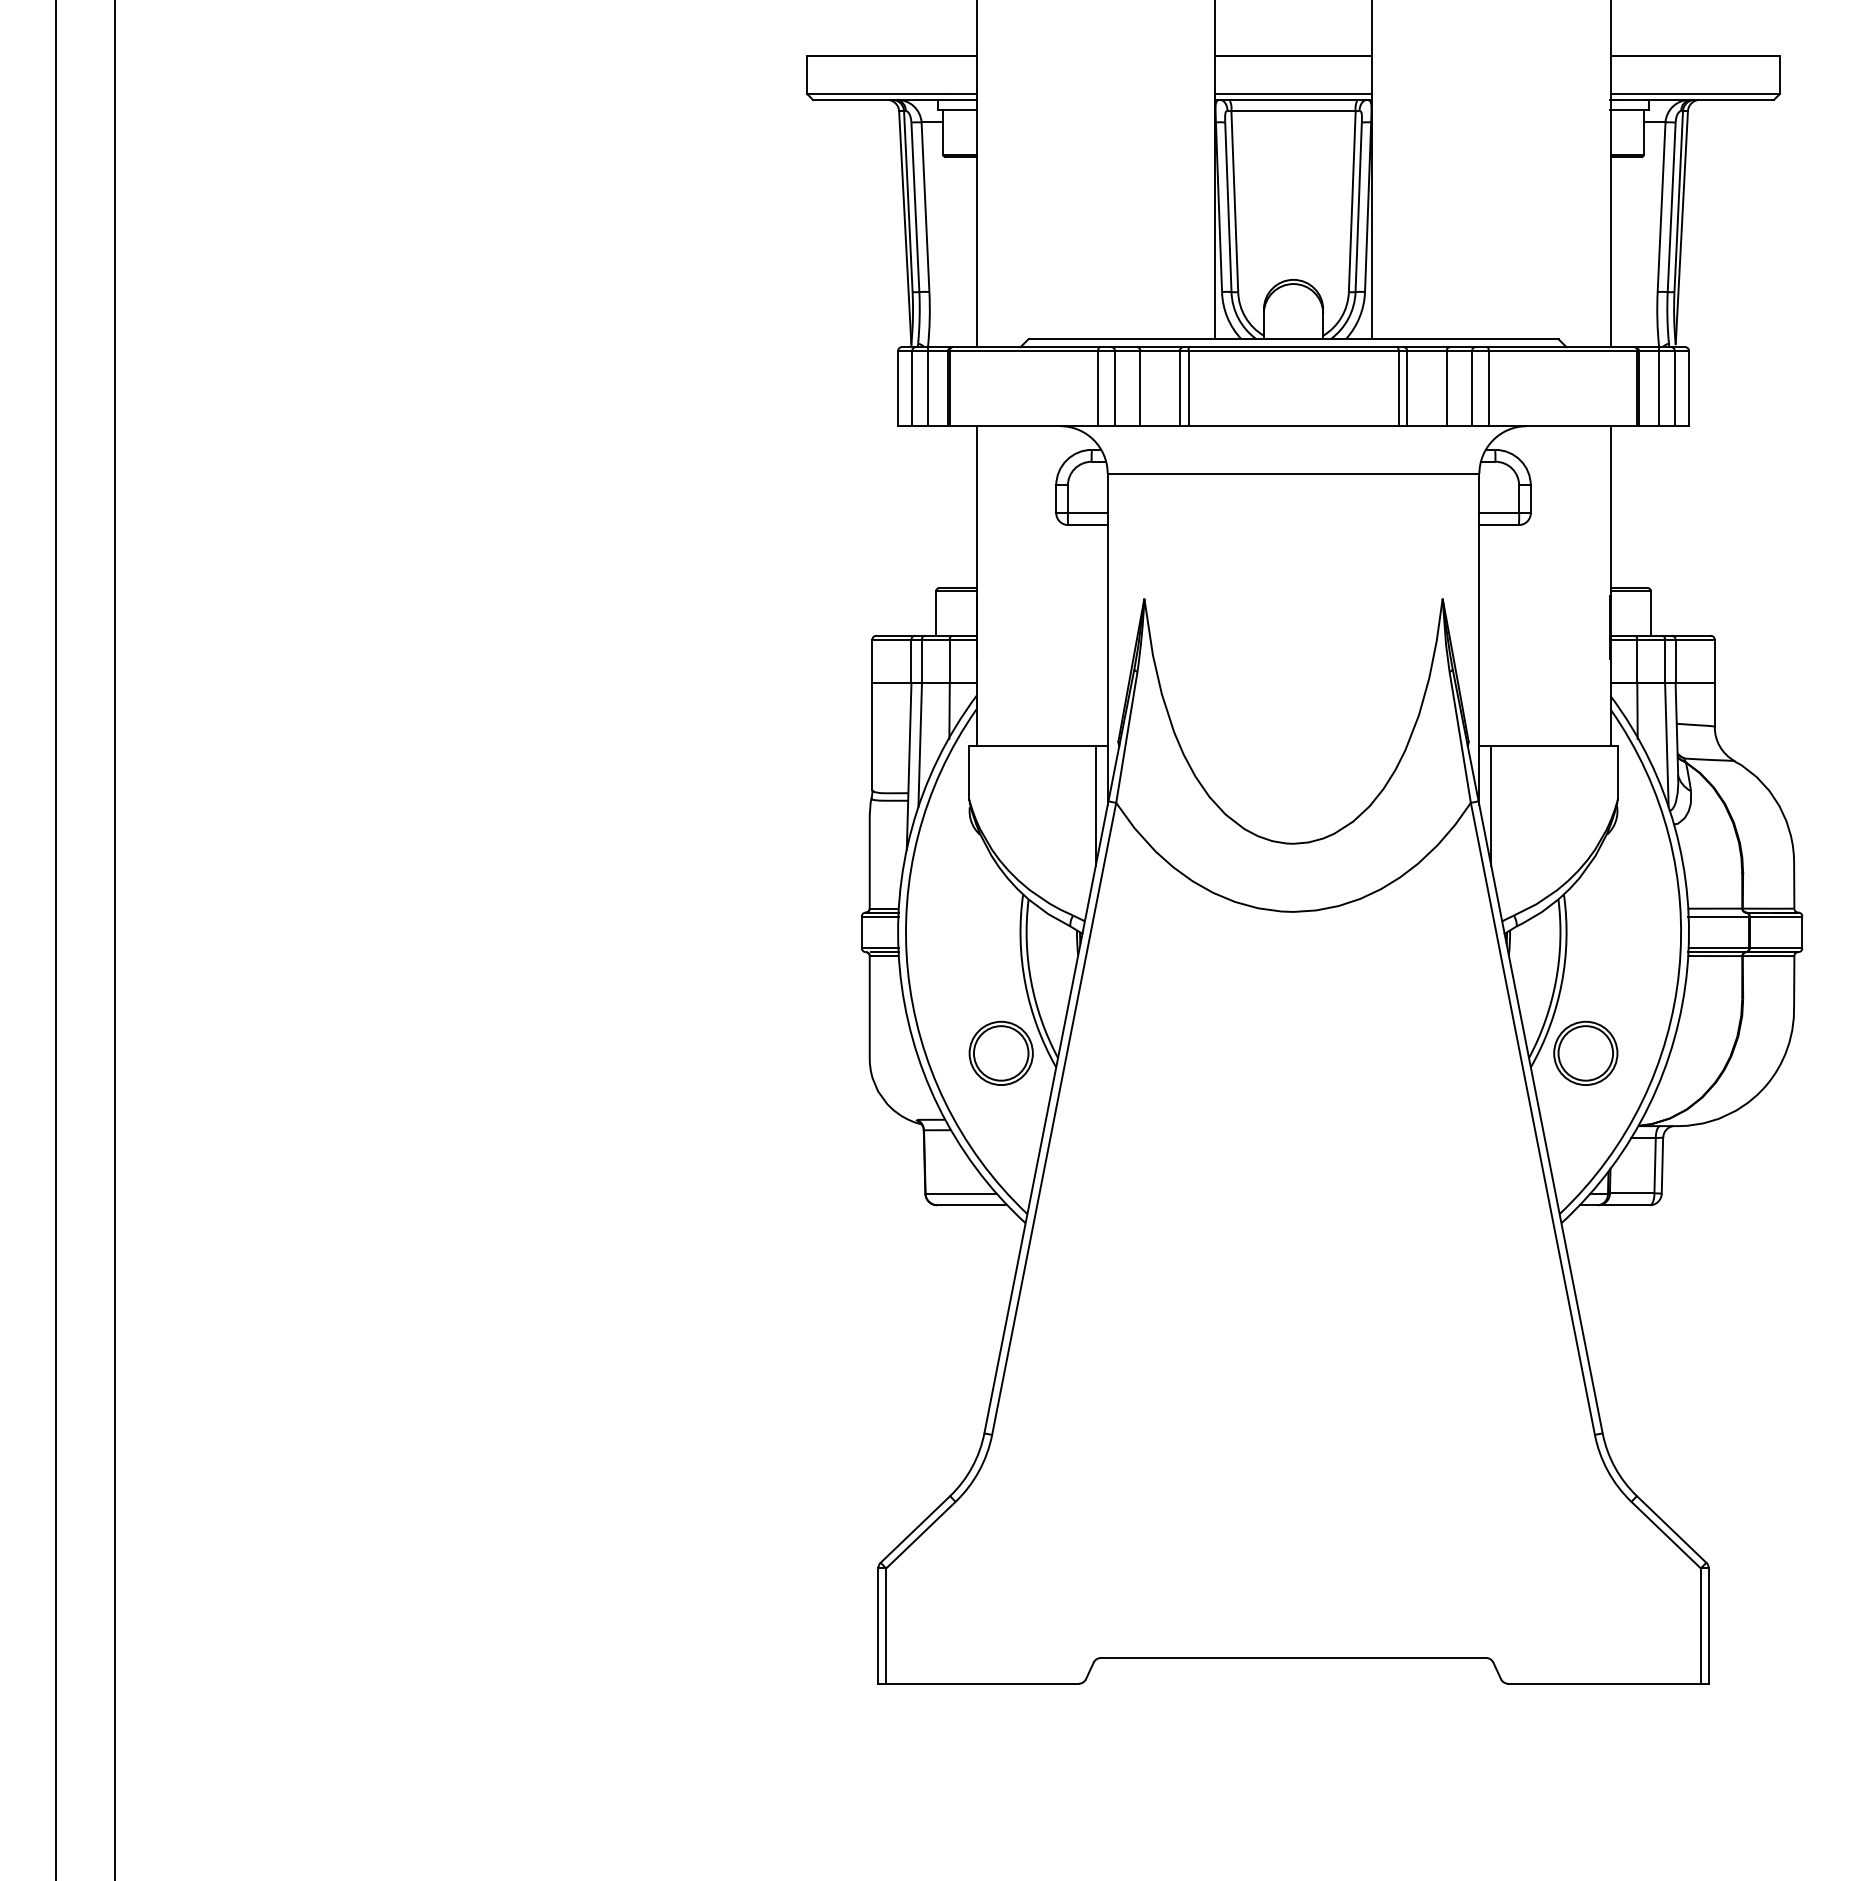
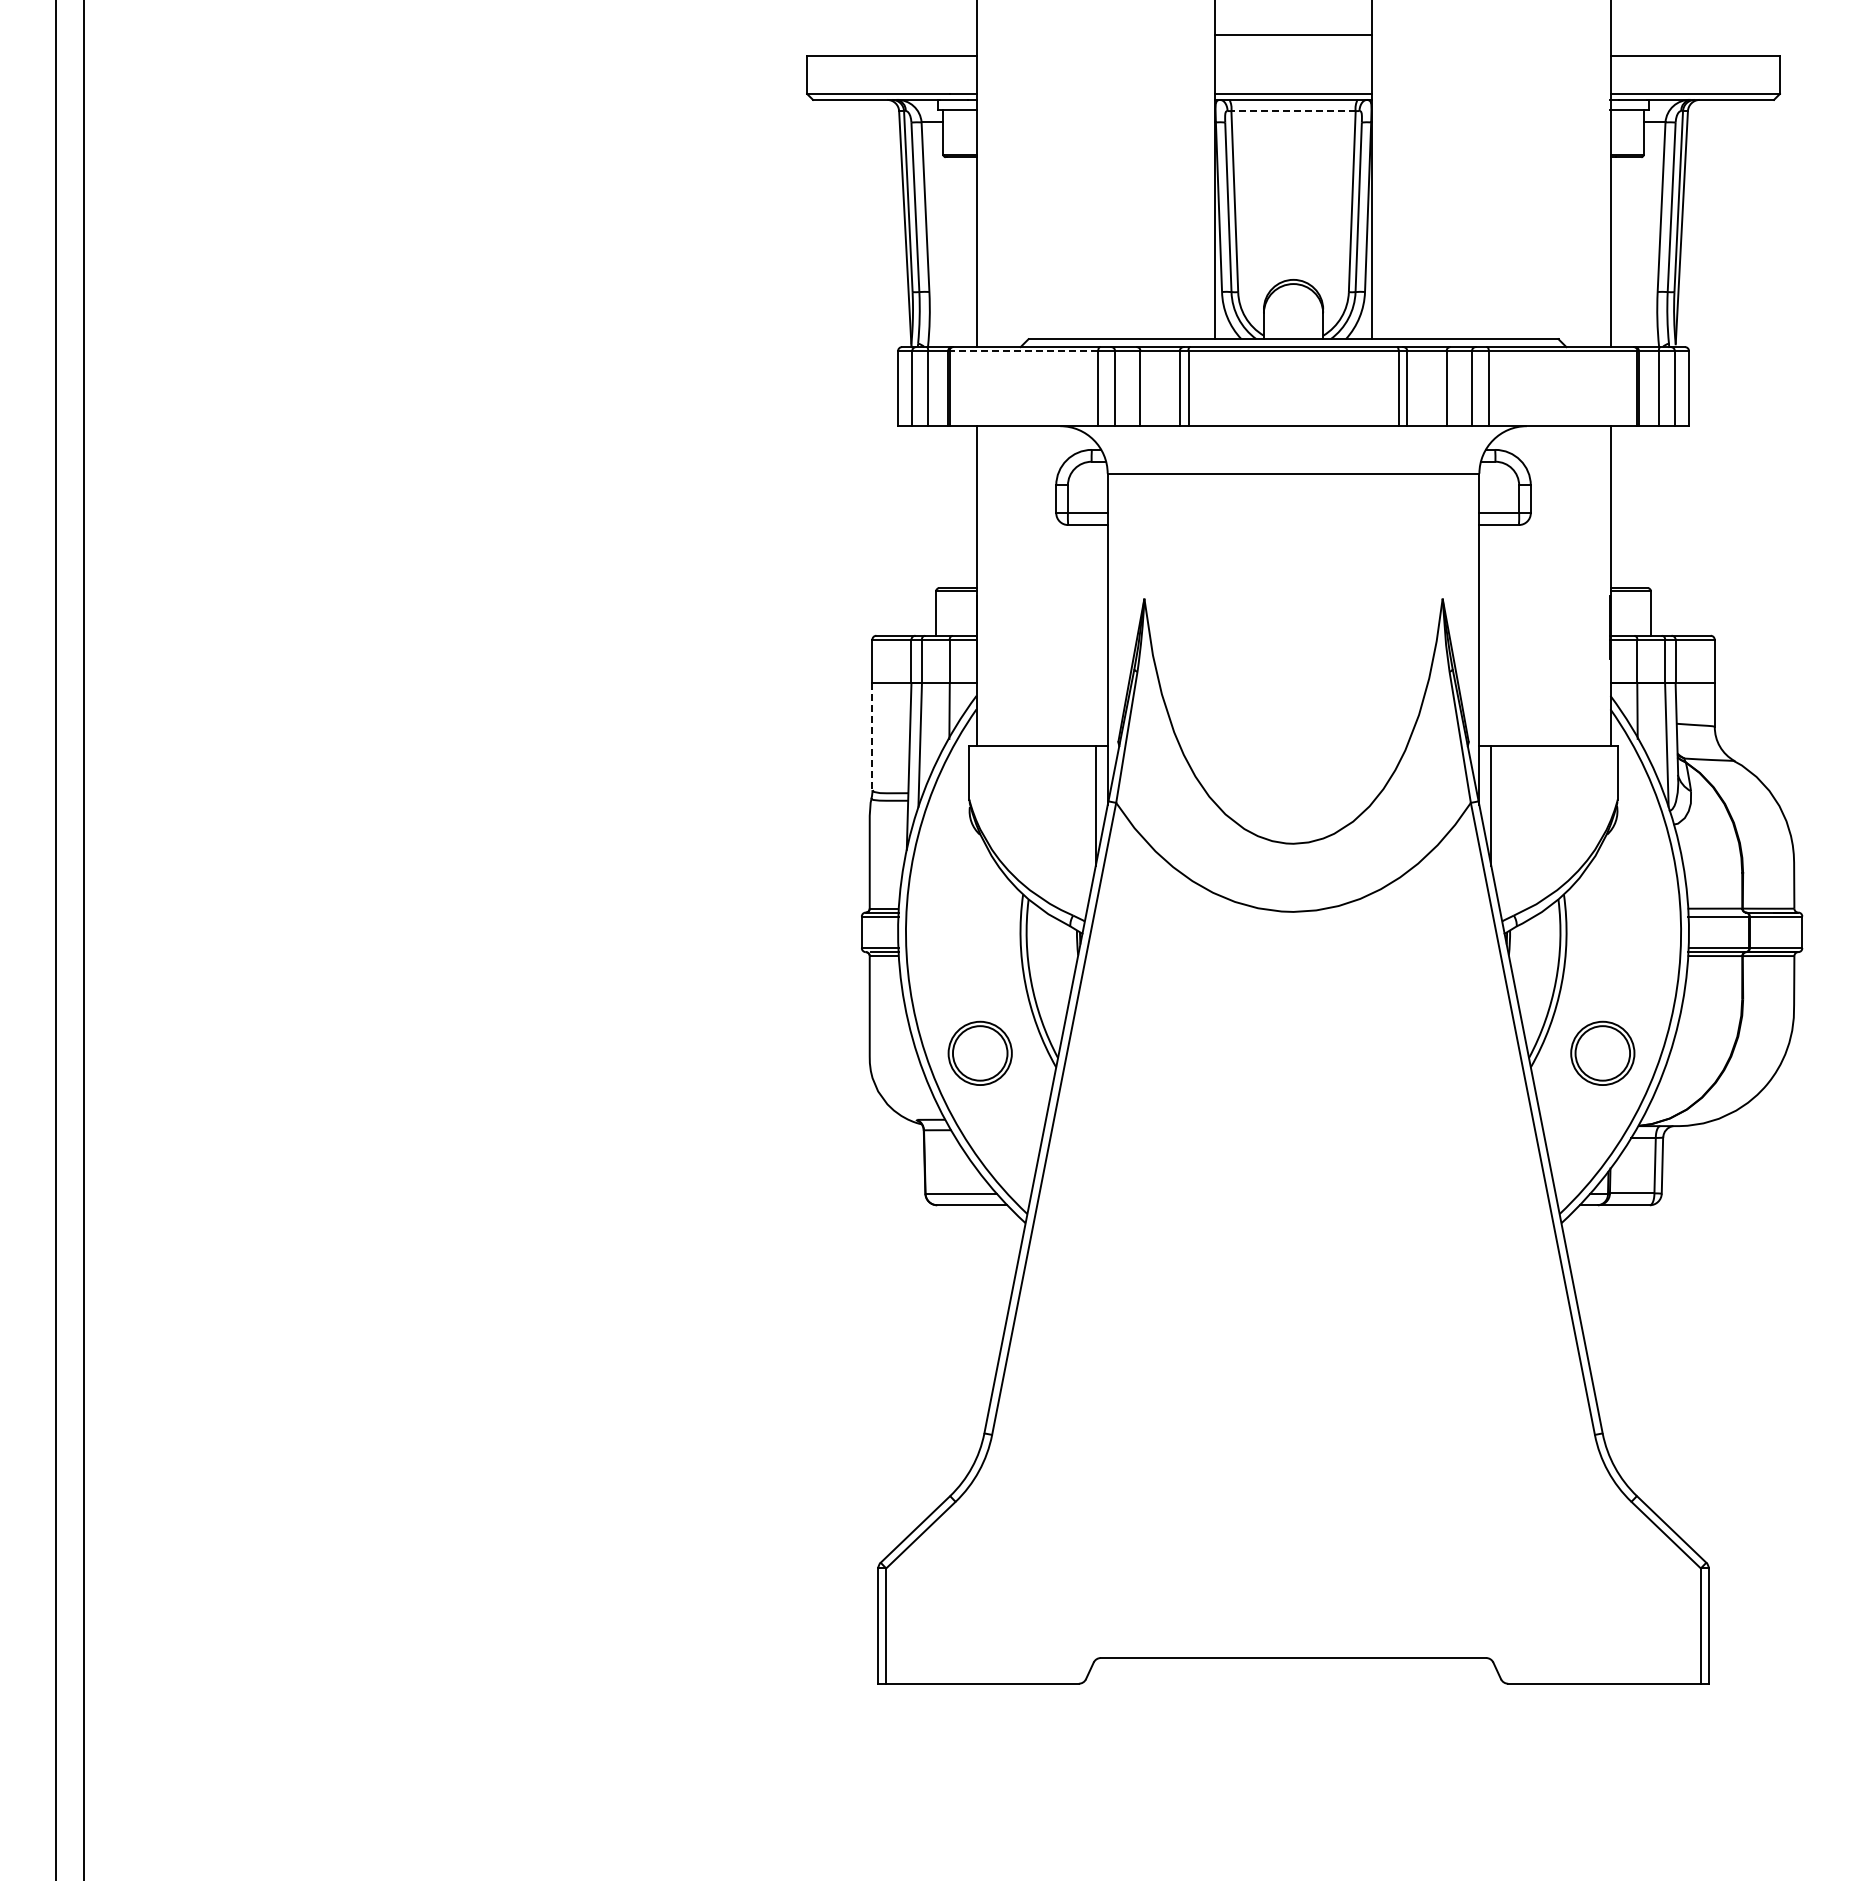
line position: (1293, 56) -> (1293, 35) (1293, 35)
line: solid -> dashed (1293, 111)
line: solid -> dashed (1023, 351)
line: solid -> dashed (872, 737)
line position: (114, 939) -> (83, 939) (83, 939)
part position: (1000, 1052) -> (979, 1052) (979, 1052)
part position: (1585, 1052) -> (1602, 1052) (1602, 1052)
